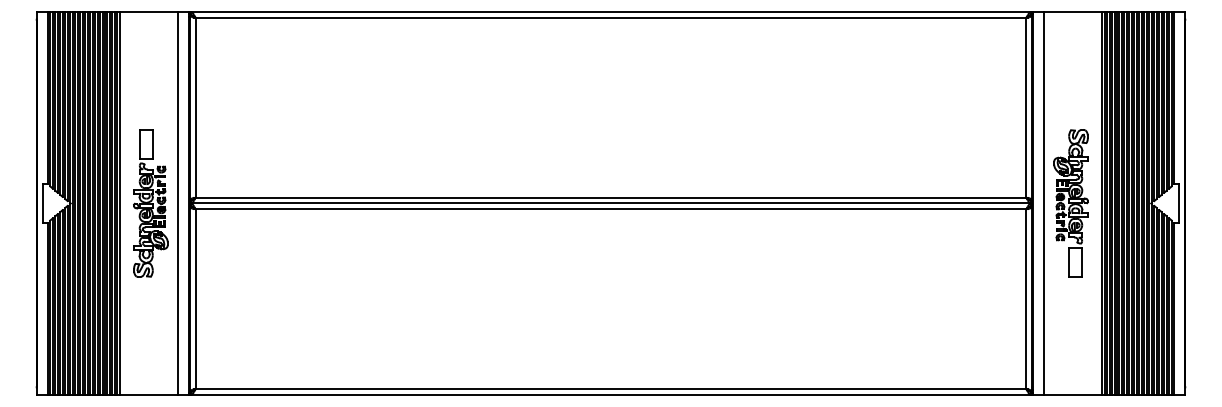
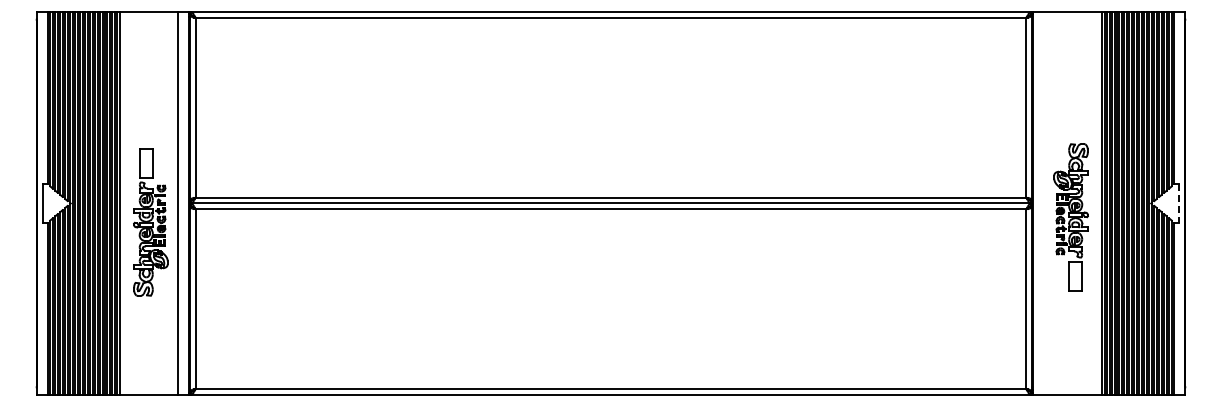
part position: (150, 203) -> (150, 222) (150, 222)
line: present -> none (1044, 203)
part position: (1070, 203) -> (1070, 217) (1070, 217)
line: solid -> dashed (1179, 203)
